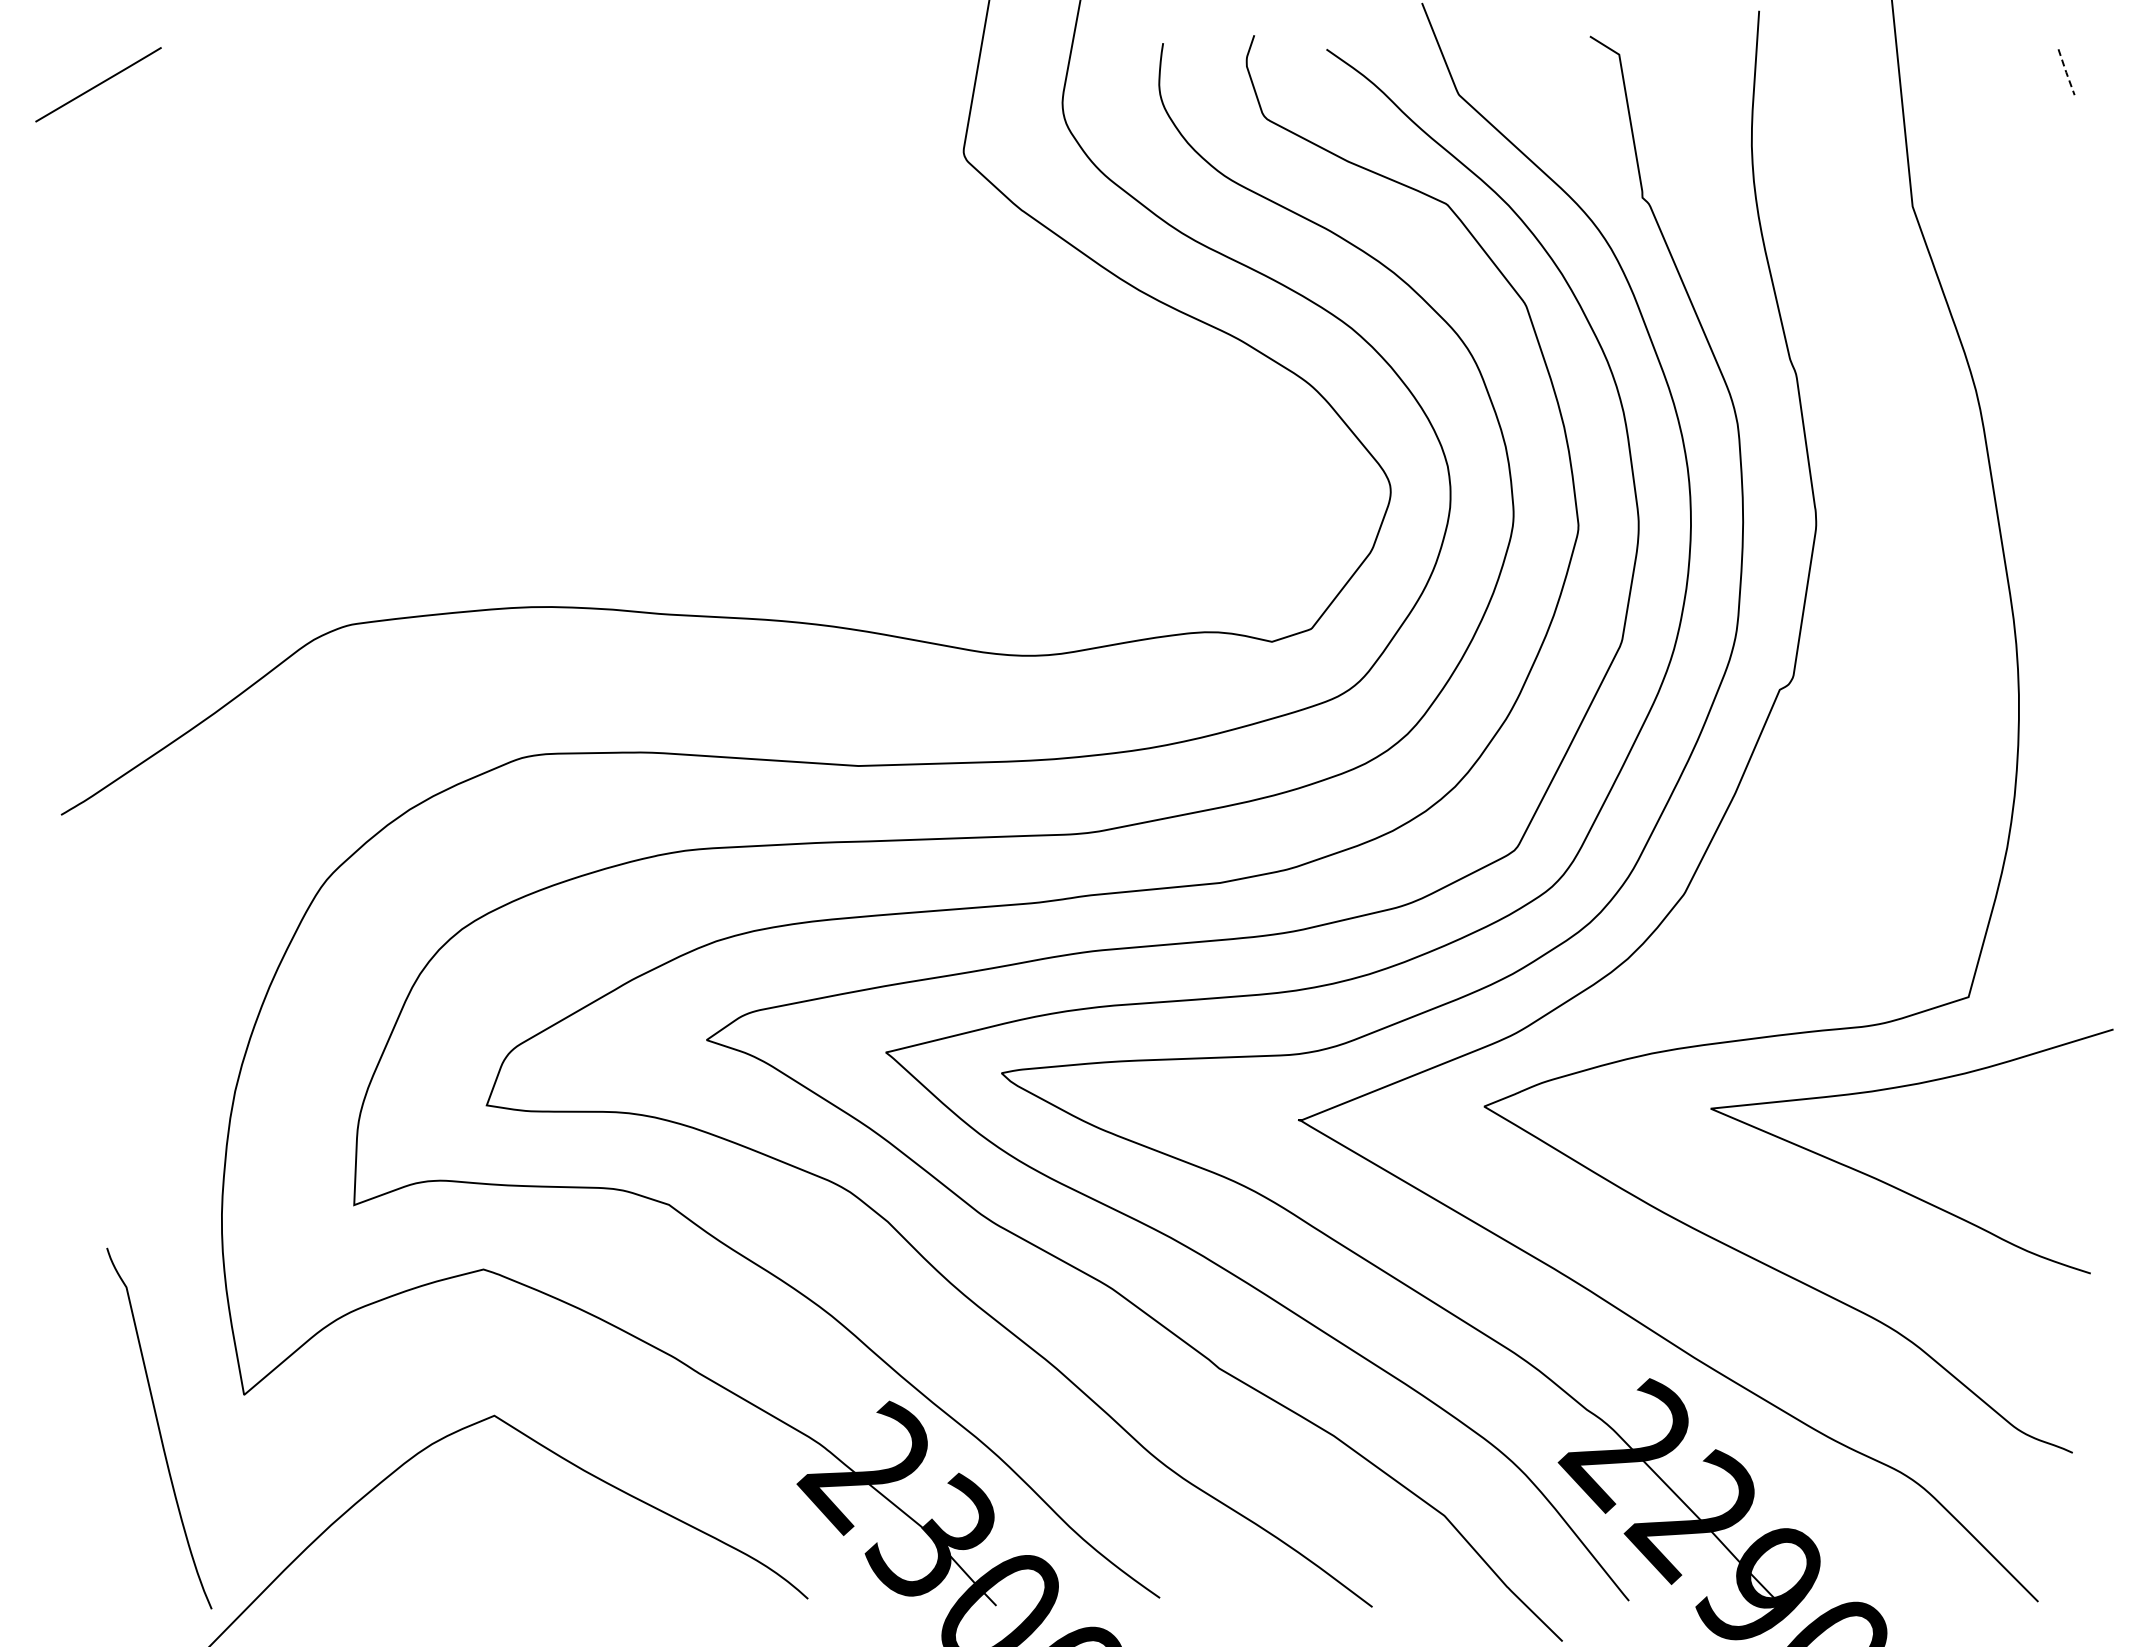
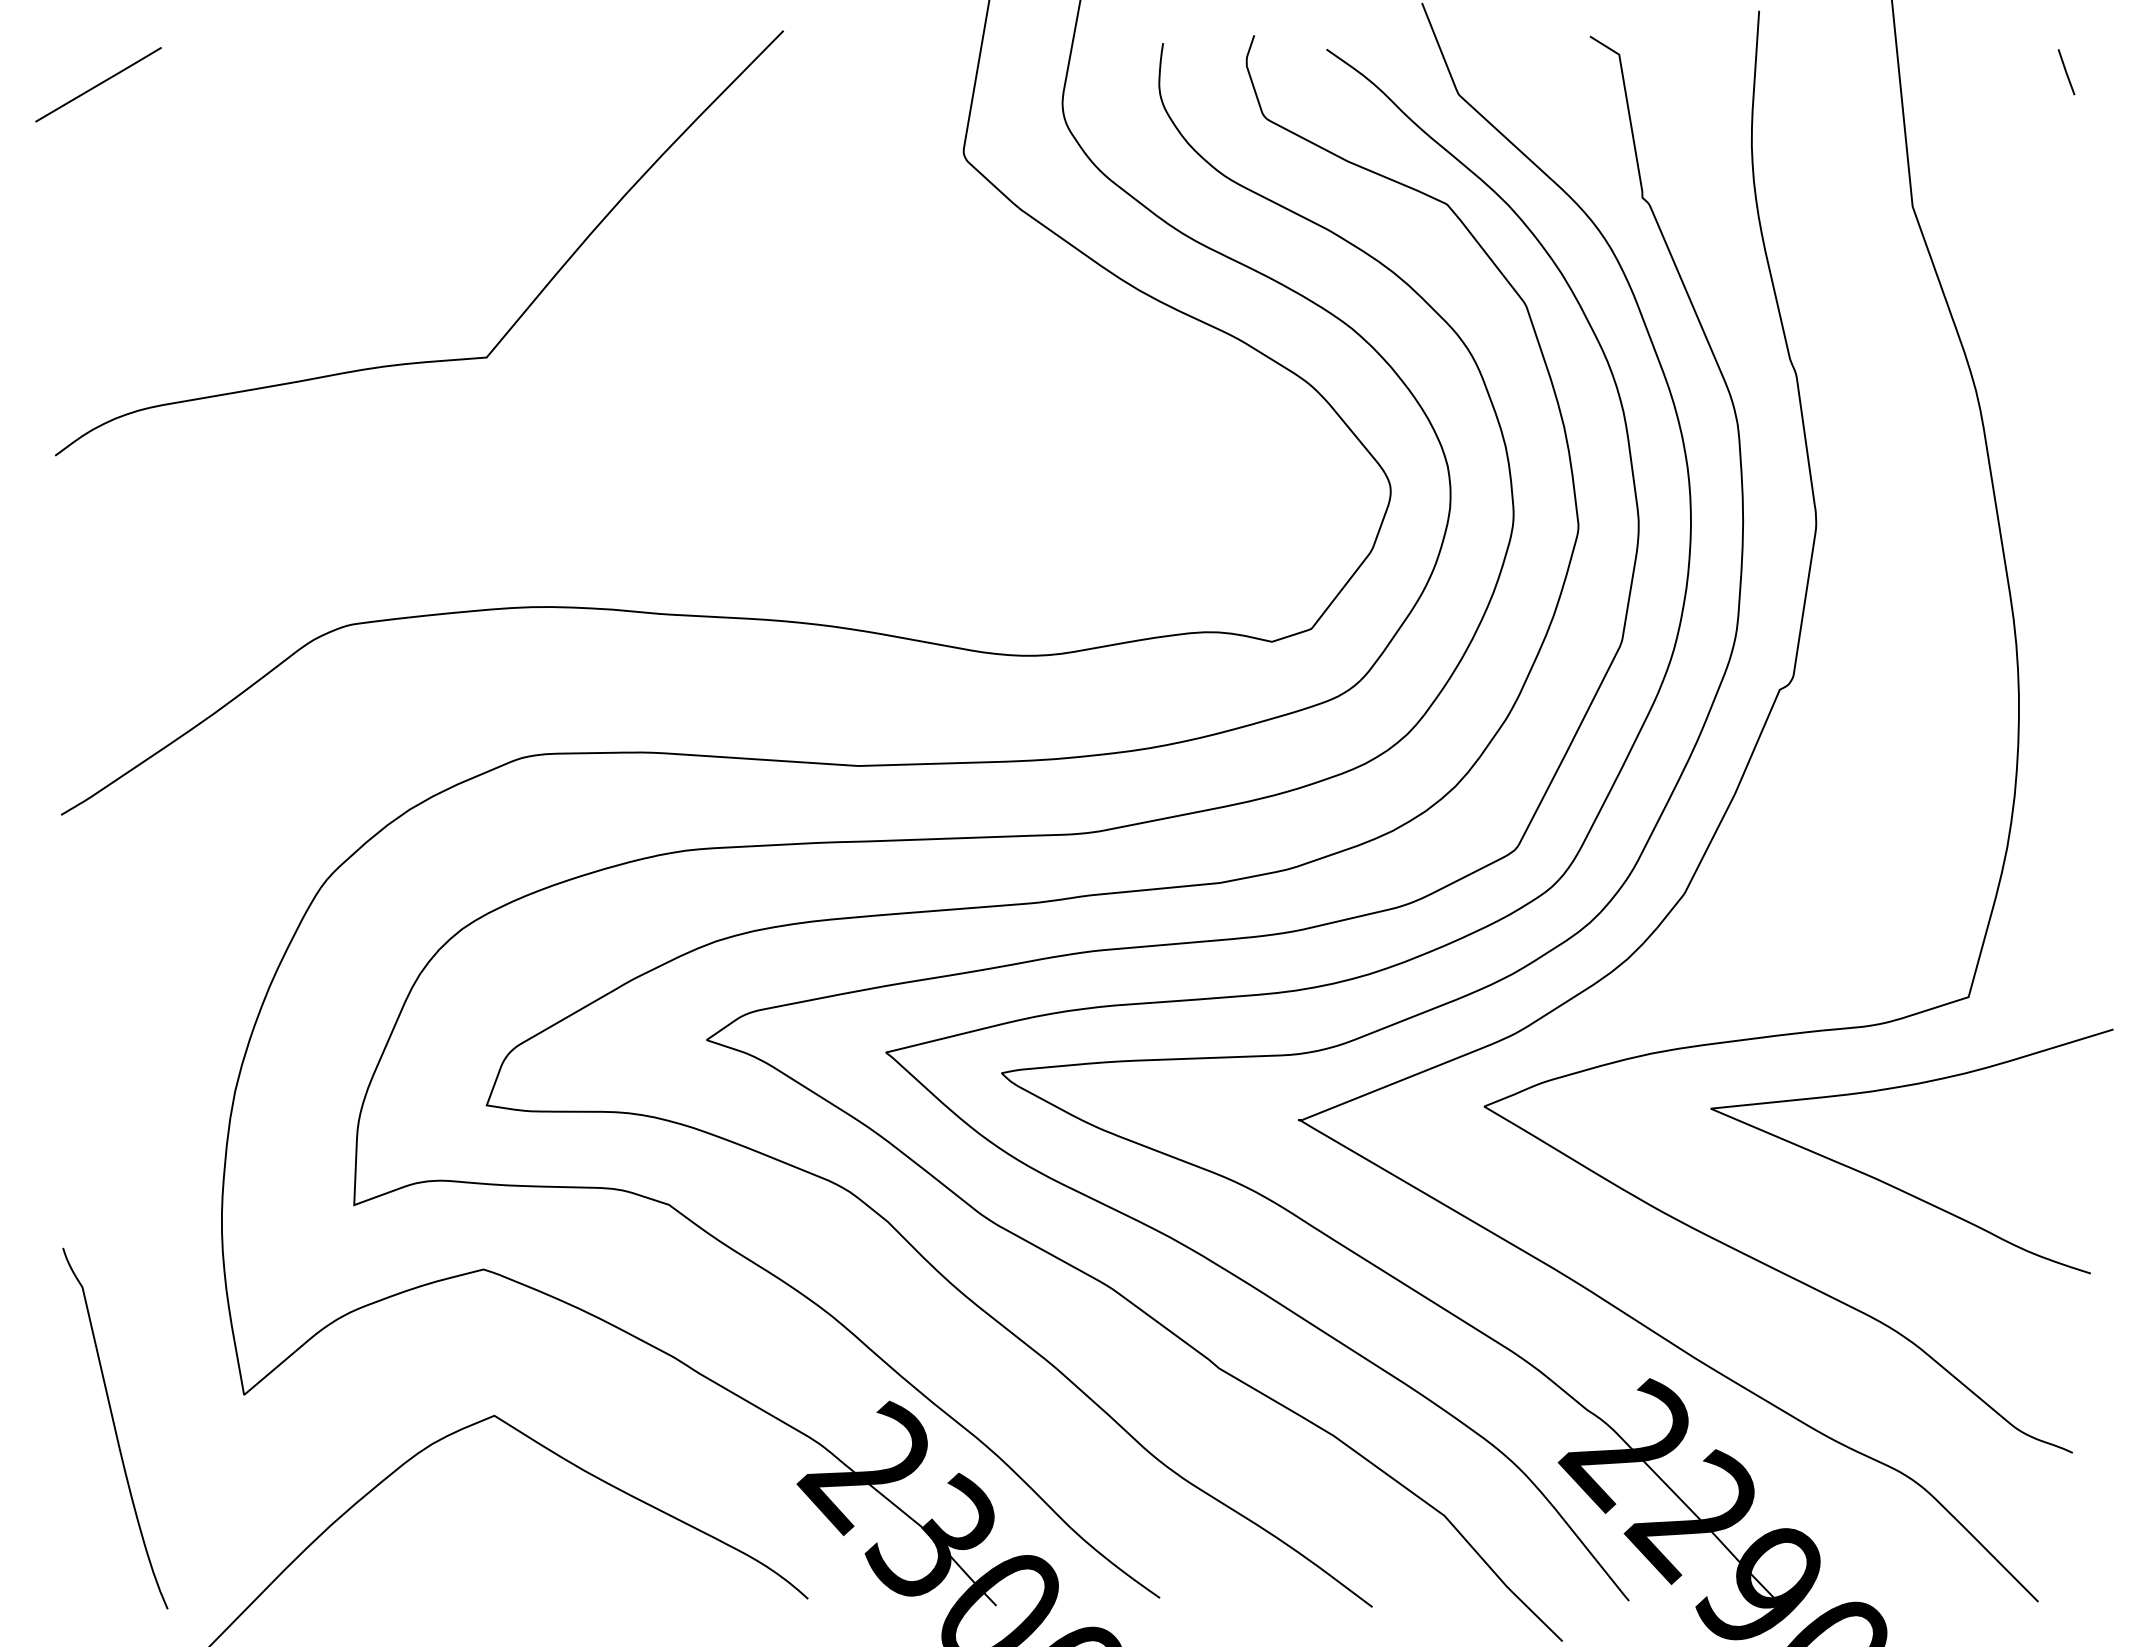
line: dashed -> solid (2066, 72)
curve: none -> present (430, 360)
curve position: (159, 1428) -> (115, 1428) (115, 1428)
